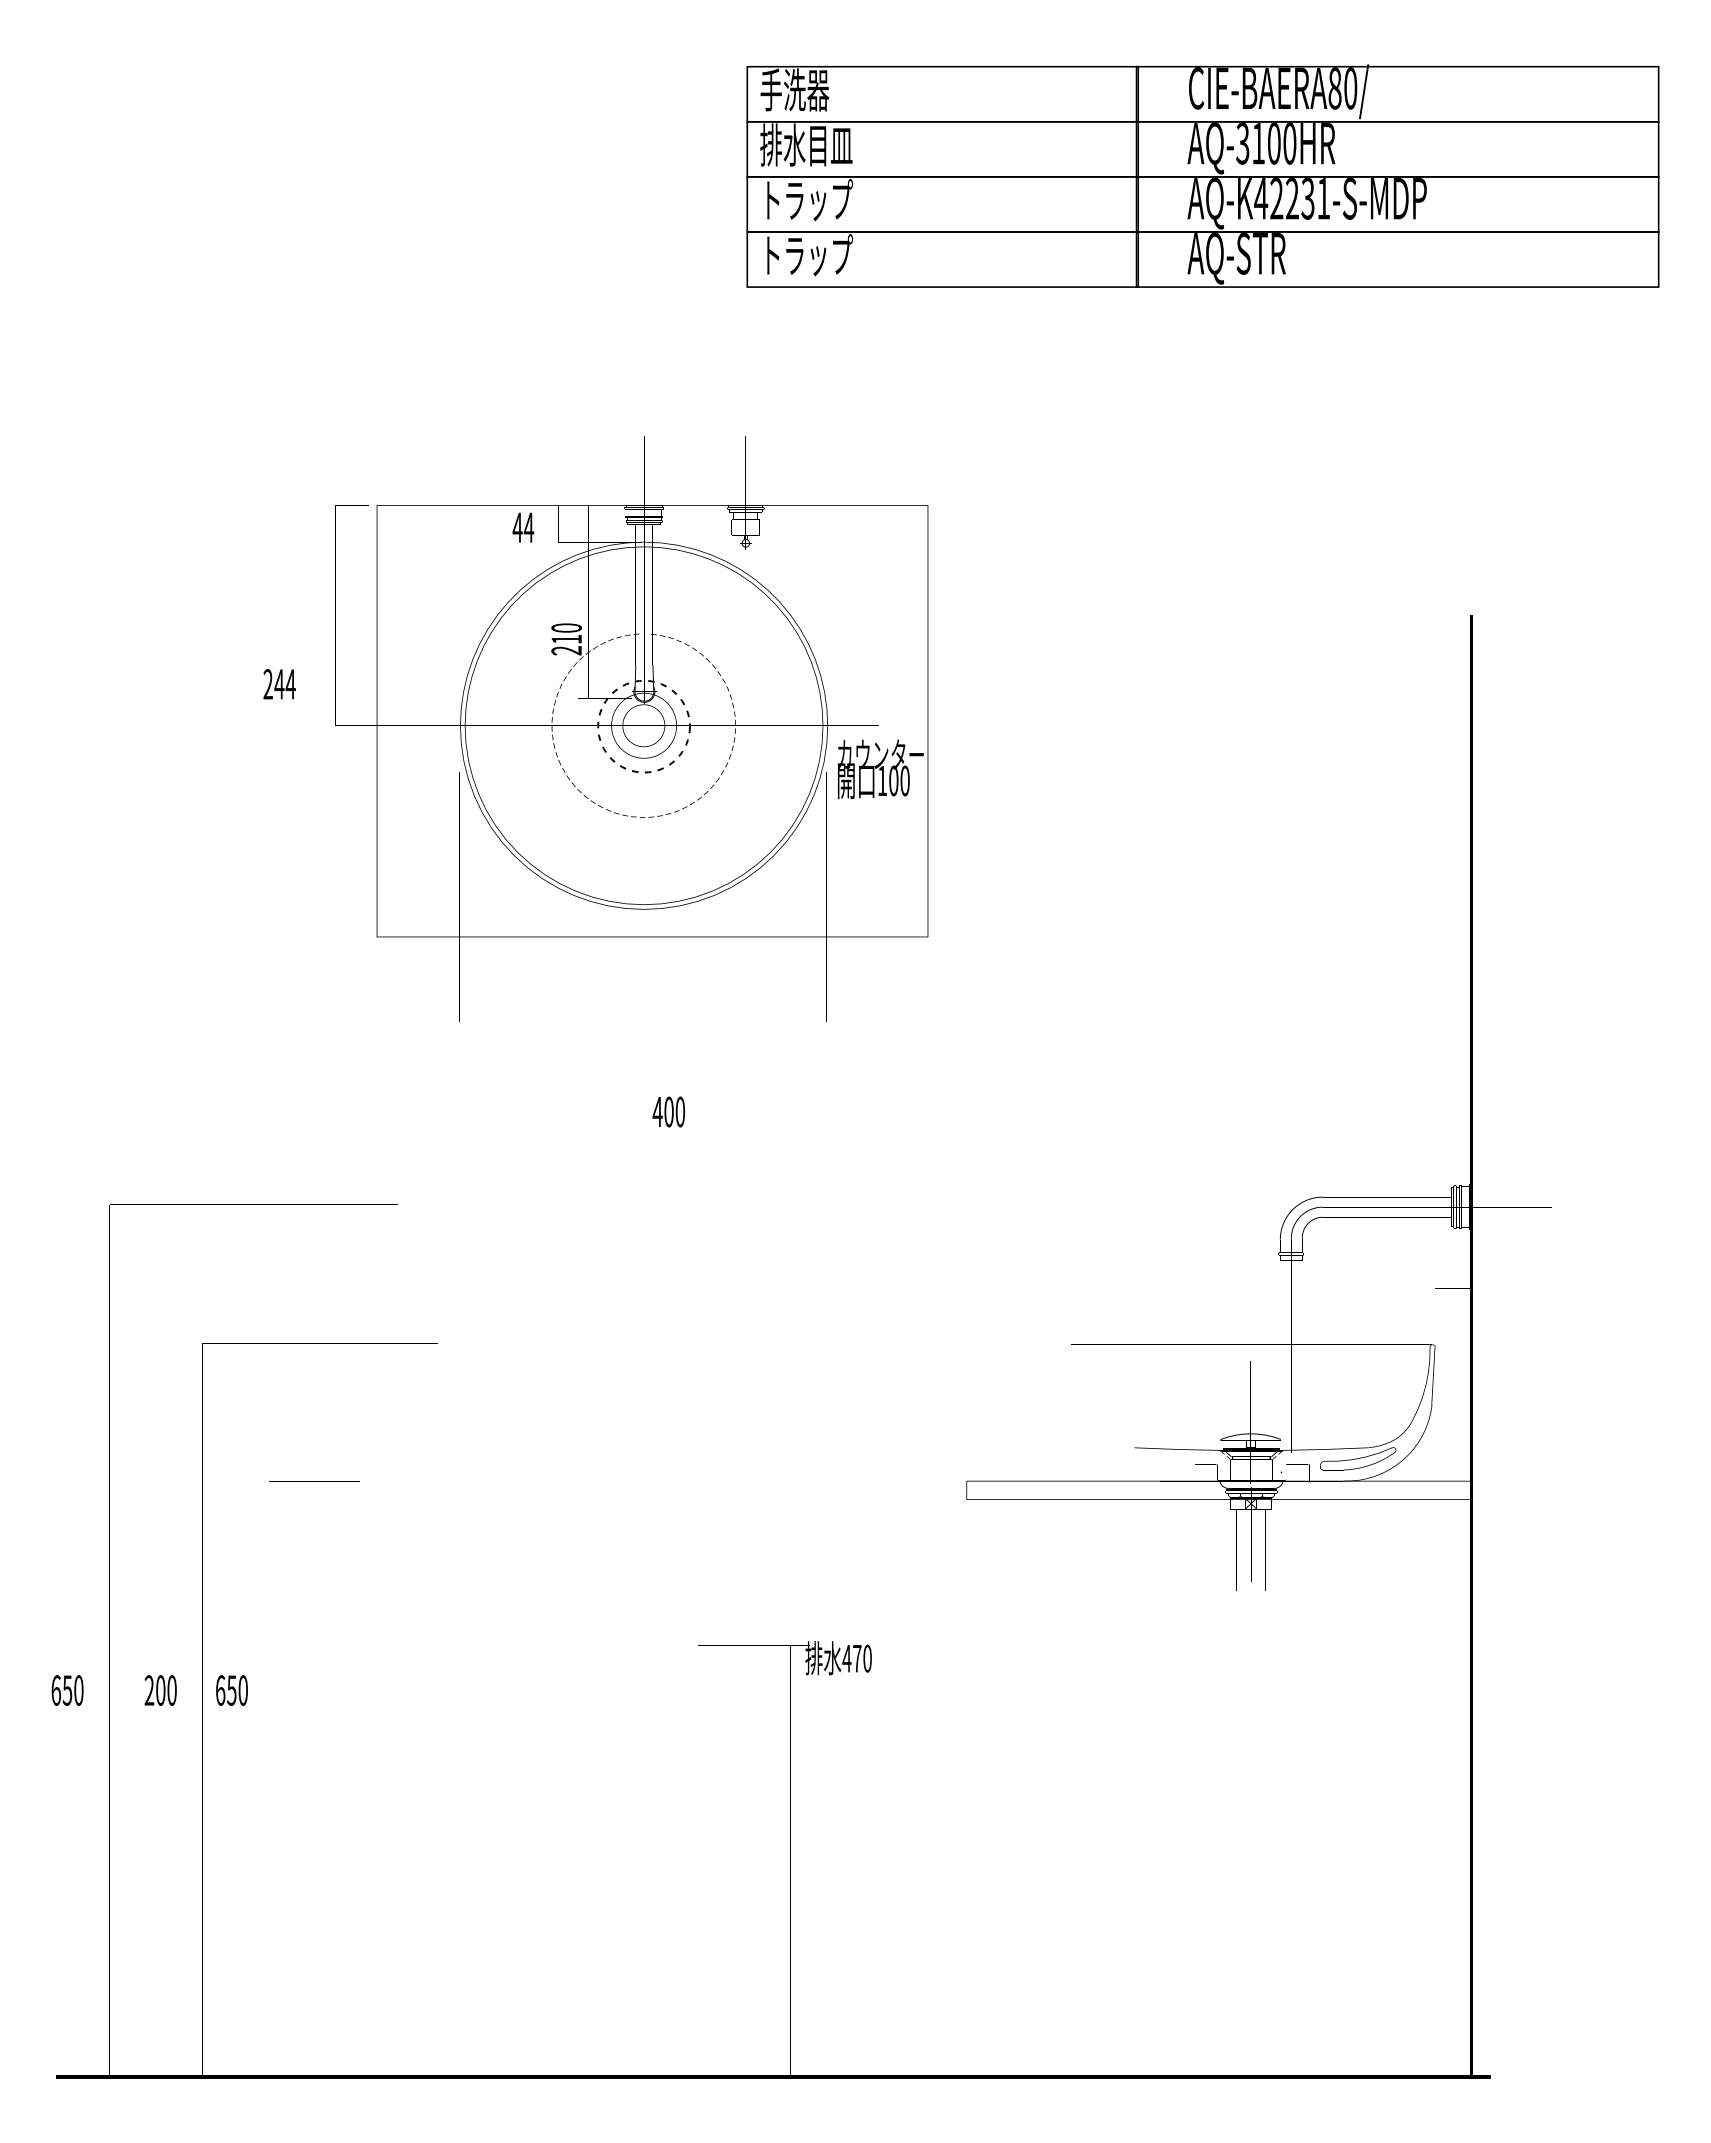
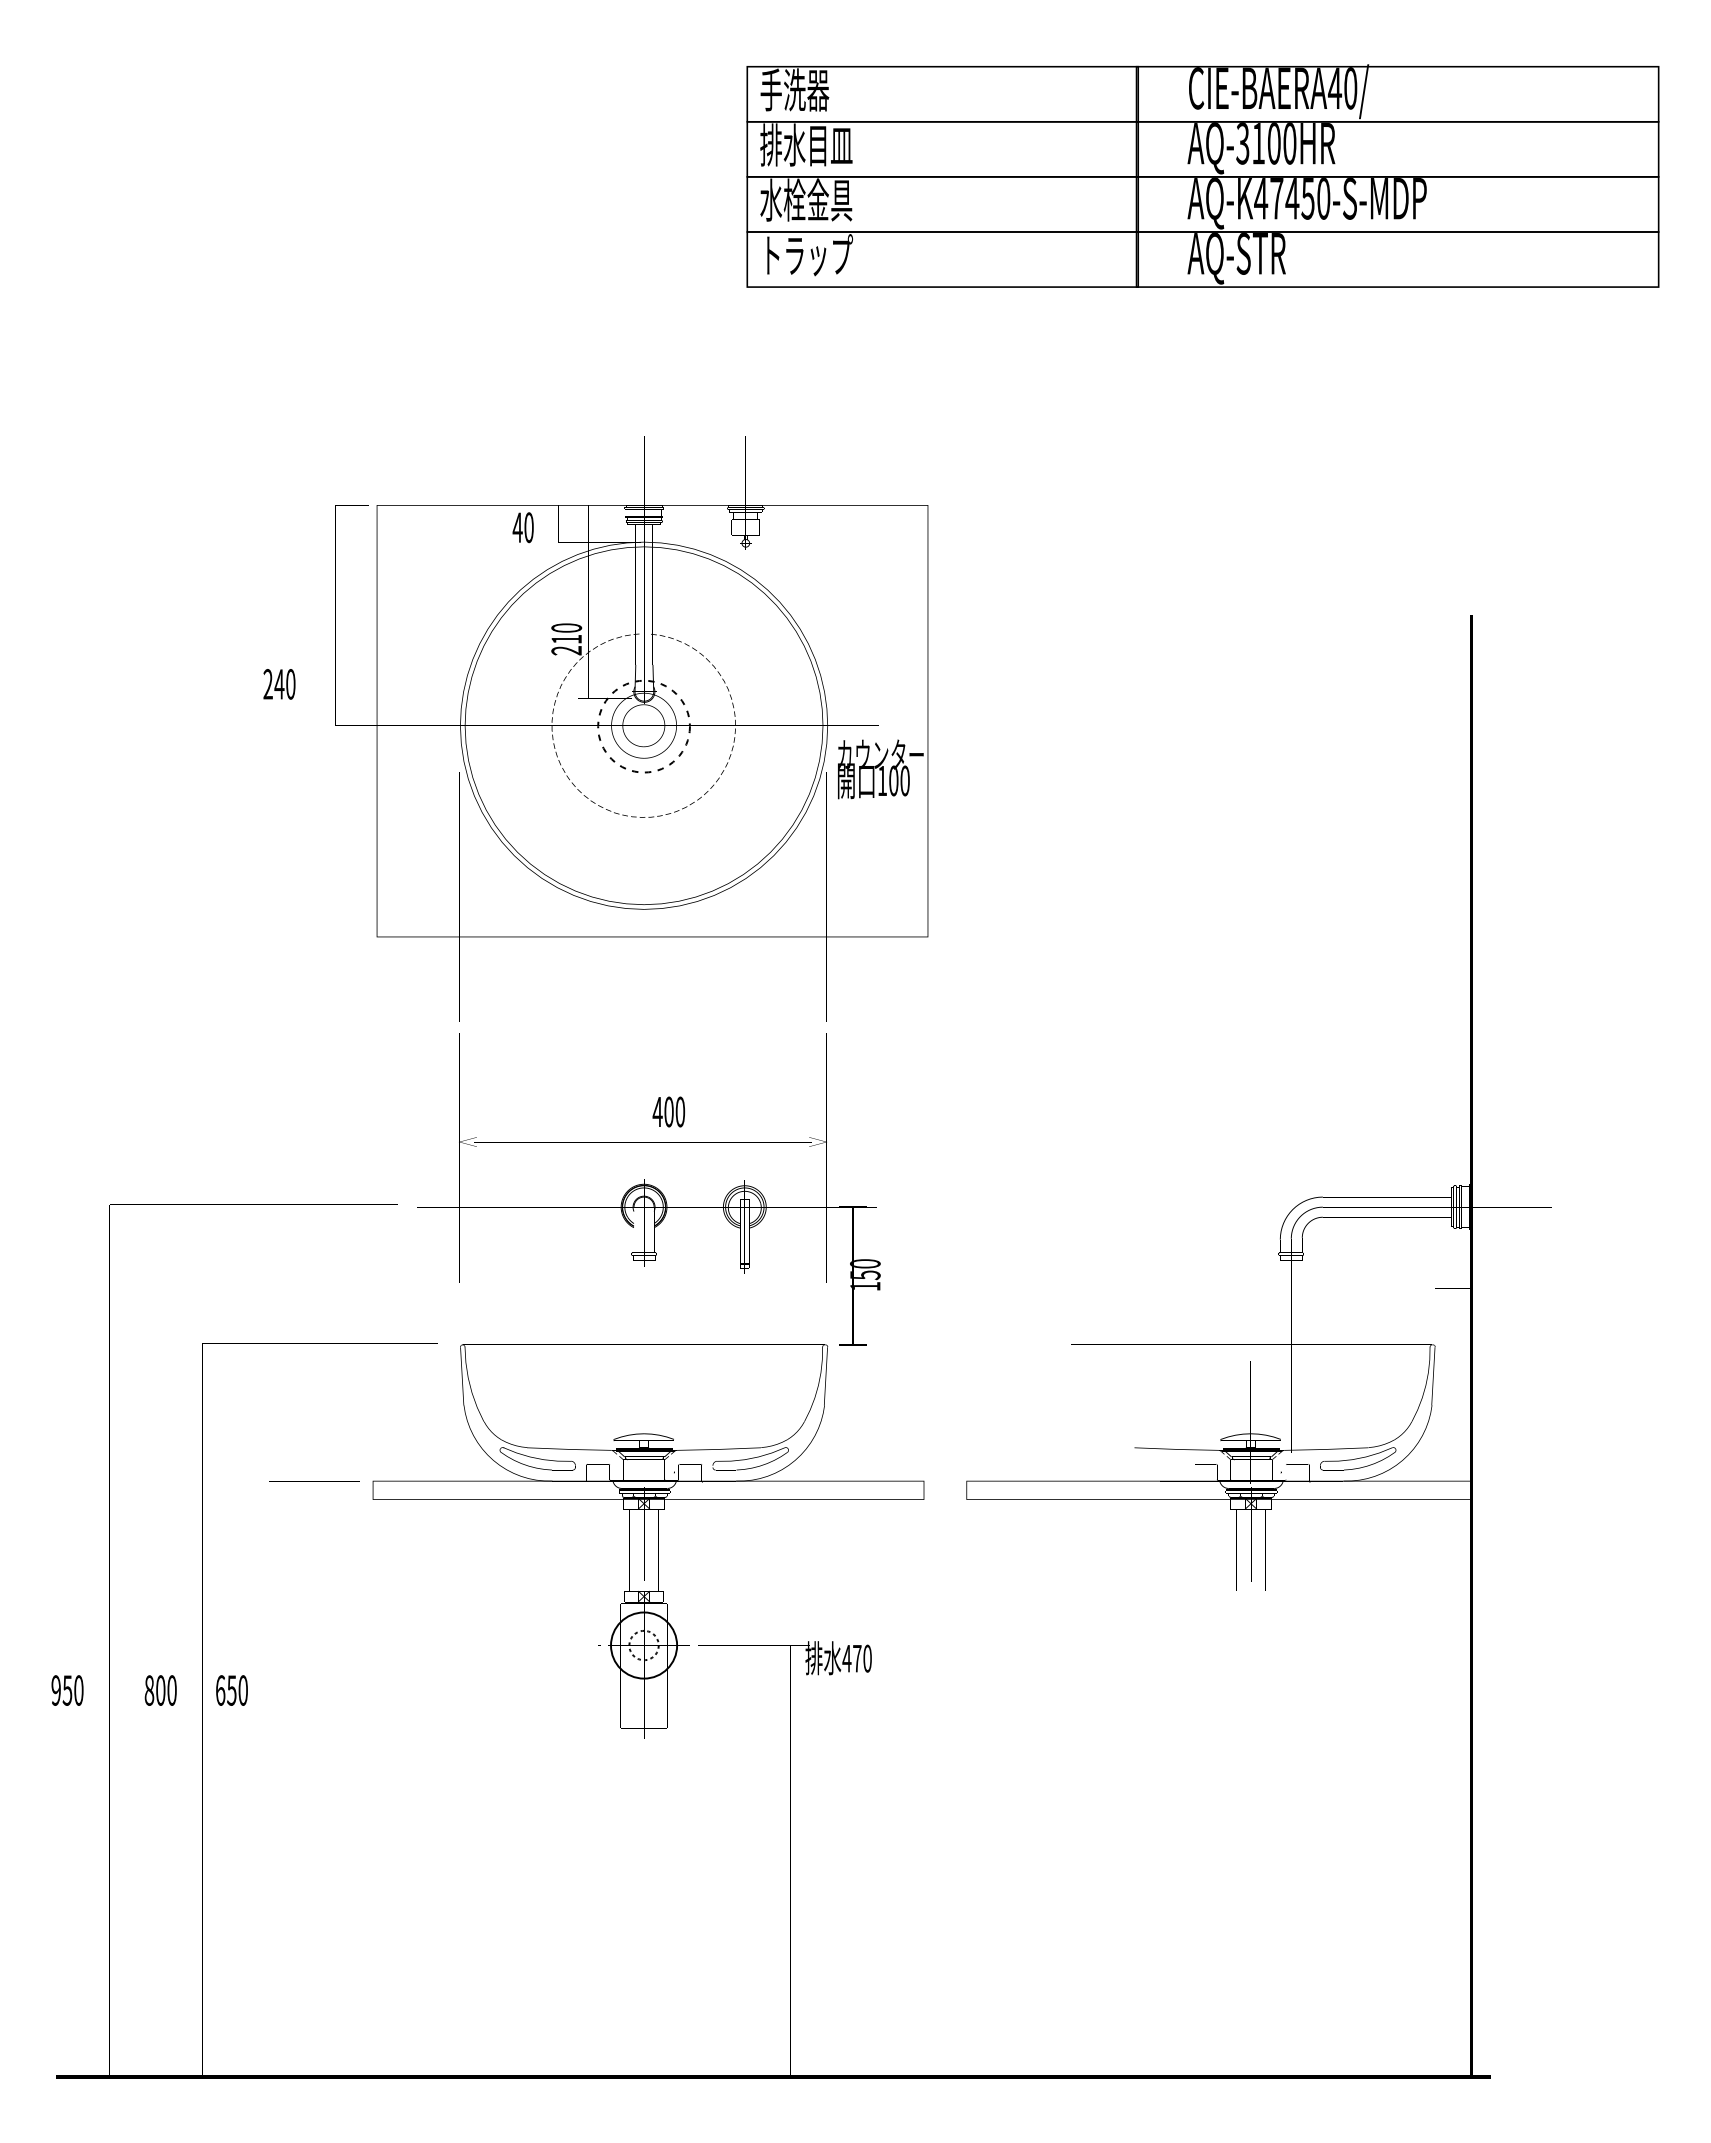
text: CIE-BAERA80/ -> CIE-BAERA40/ (1334, 88)
text: AQ-K42231-S-MDP -> AQ-K47450-S-MDP (1300, 198)
text: トラップ -> 水栓金具 (806, 199)
text: 44 -> 40 (528, 527)
text: 244 -> 240 (290, 684)
part: none -> present (648, 1385)
text: 650 -> 950 (55, 1690)
text: 200 -> 800 (149, 1690)
